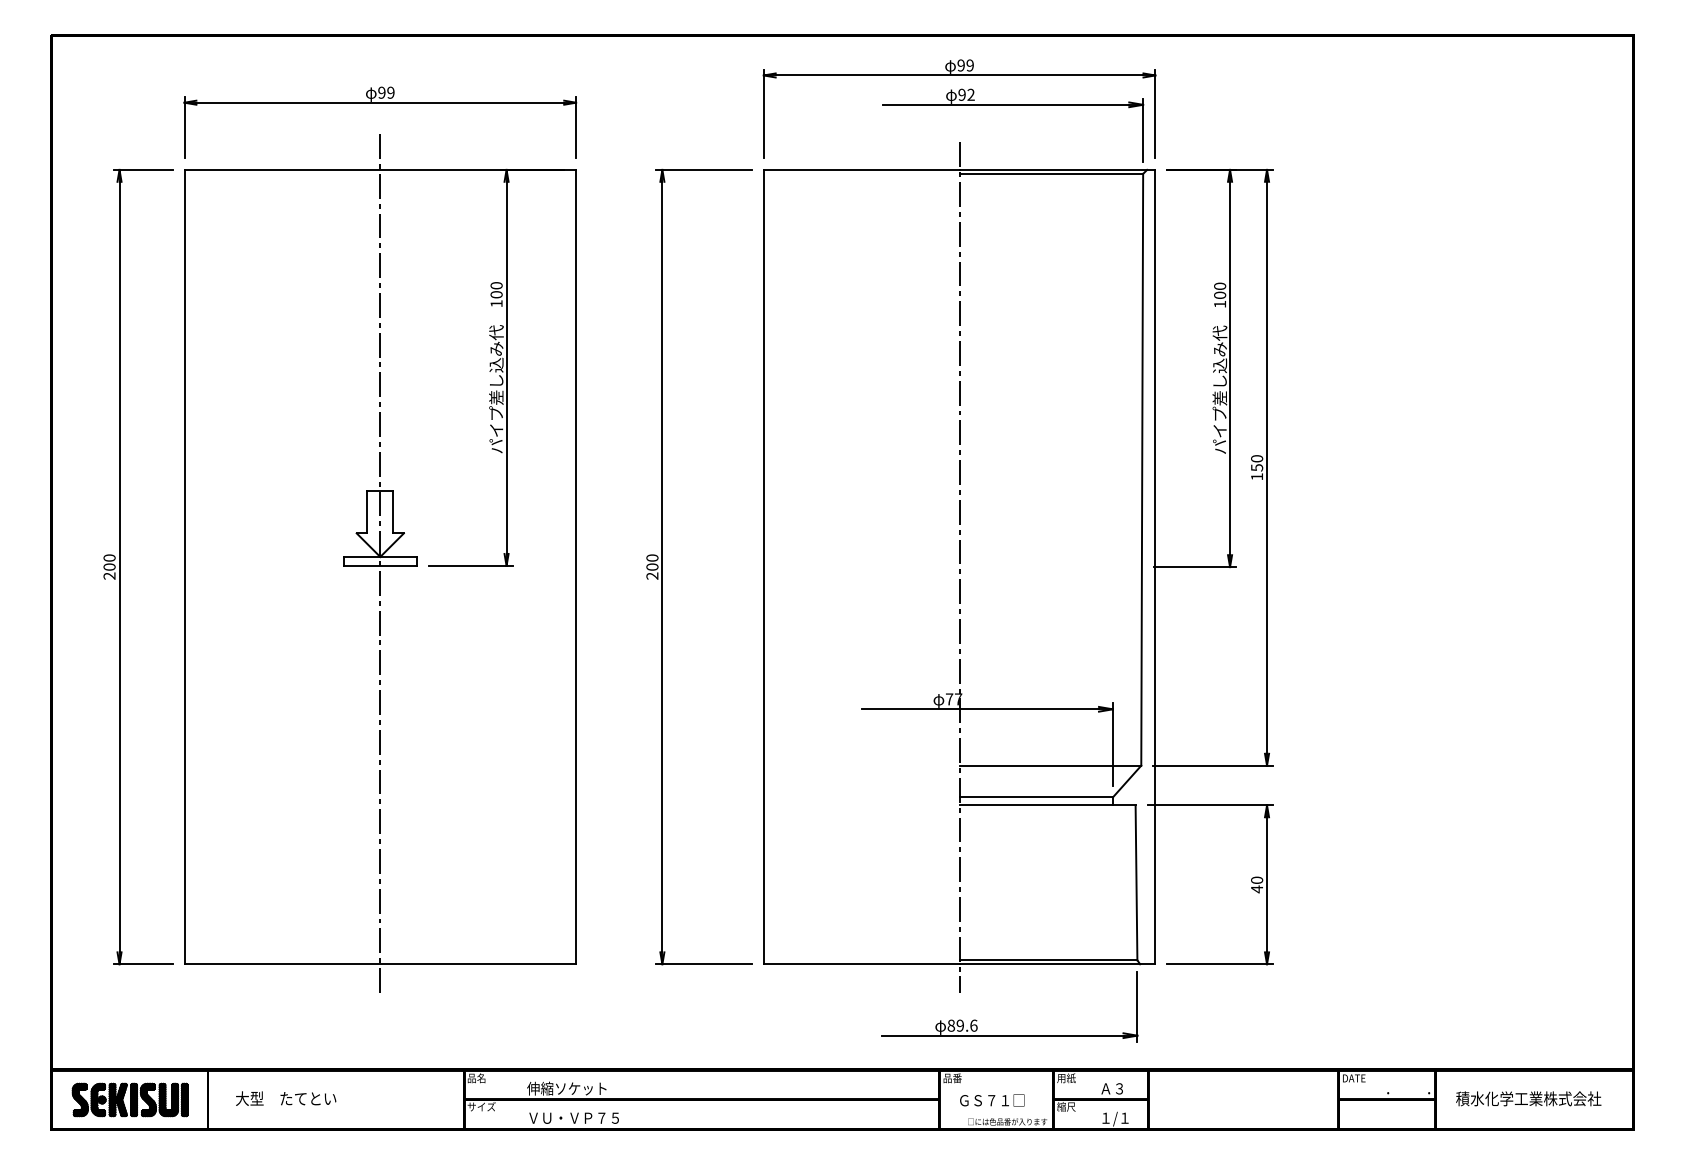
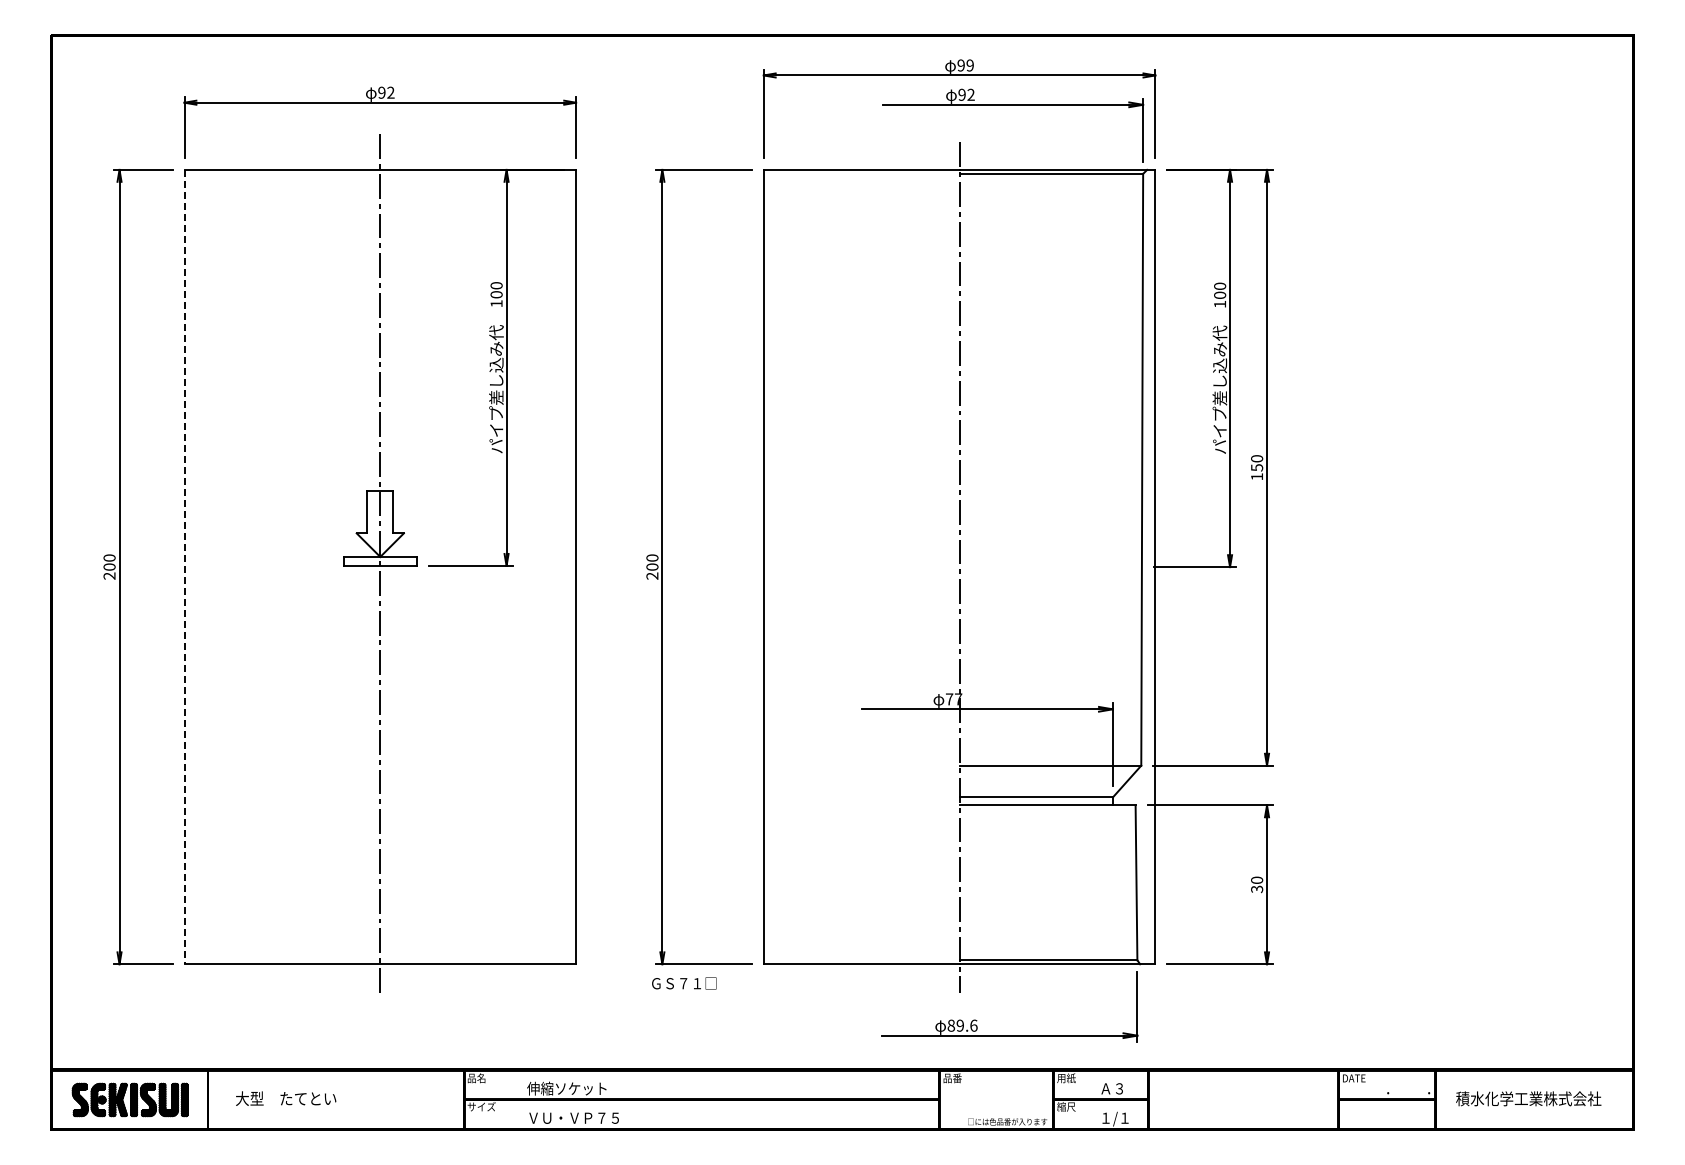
text: 99 -> 92 (390, 92)
line: solid -> dashed (184, 567)
text: 40 -> 30 (1257, 889)
text position: (992, 1100) -> (684, 983) (684, 983)
